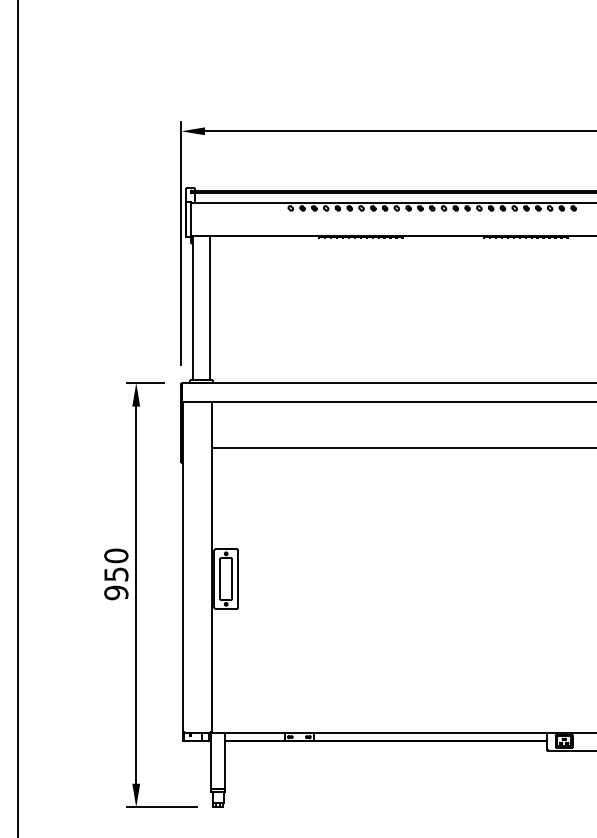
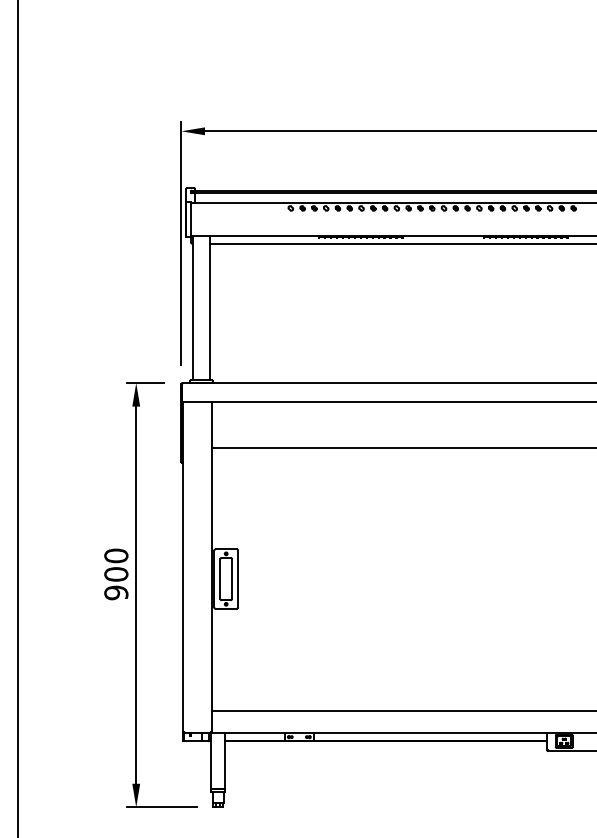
line: none -> present (401, 244)
text: 950 -> 900 (116, 574)
line: none -> present (402, 711)
